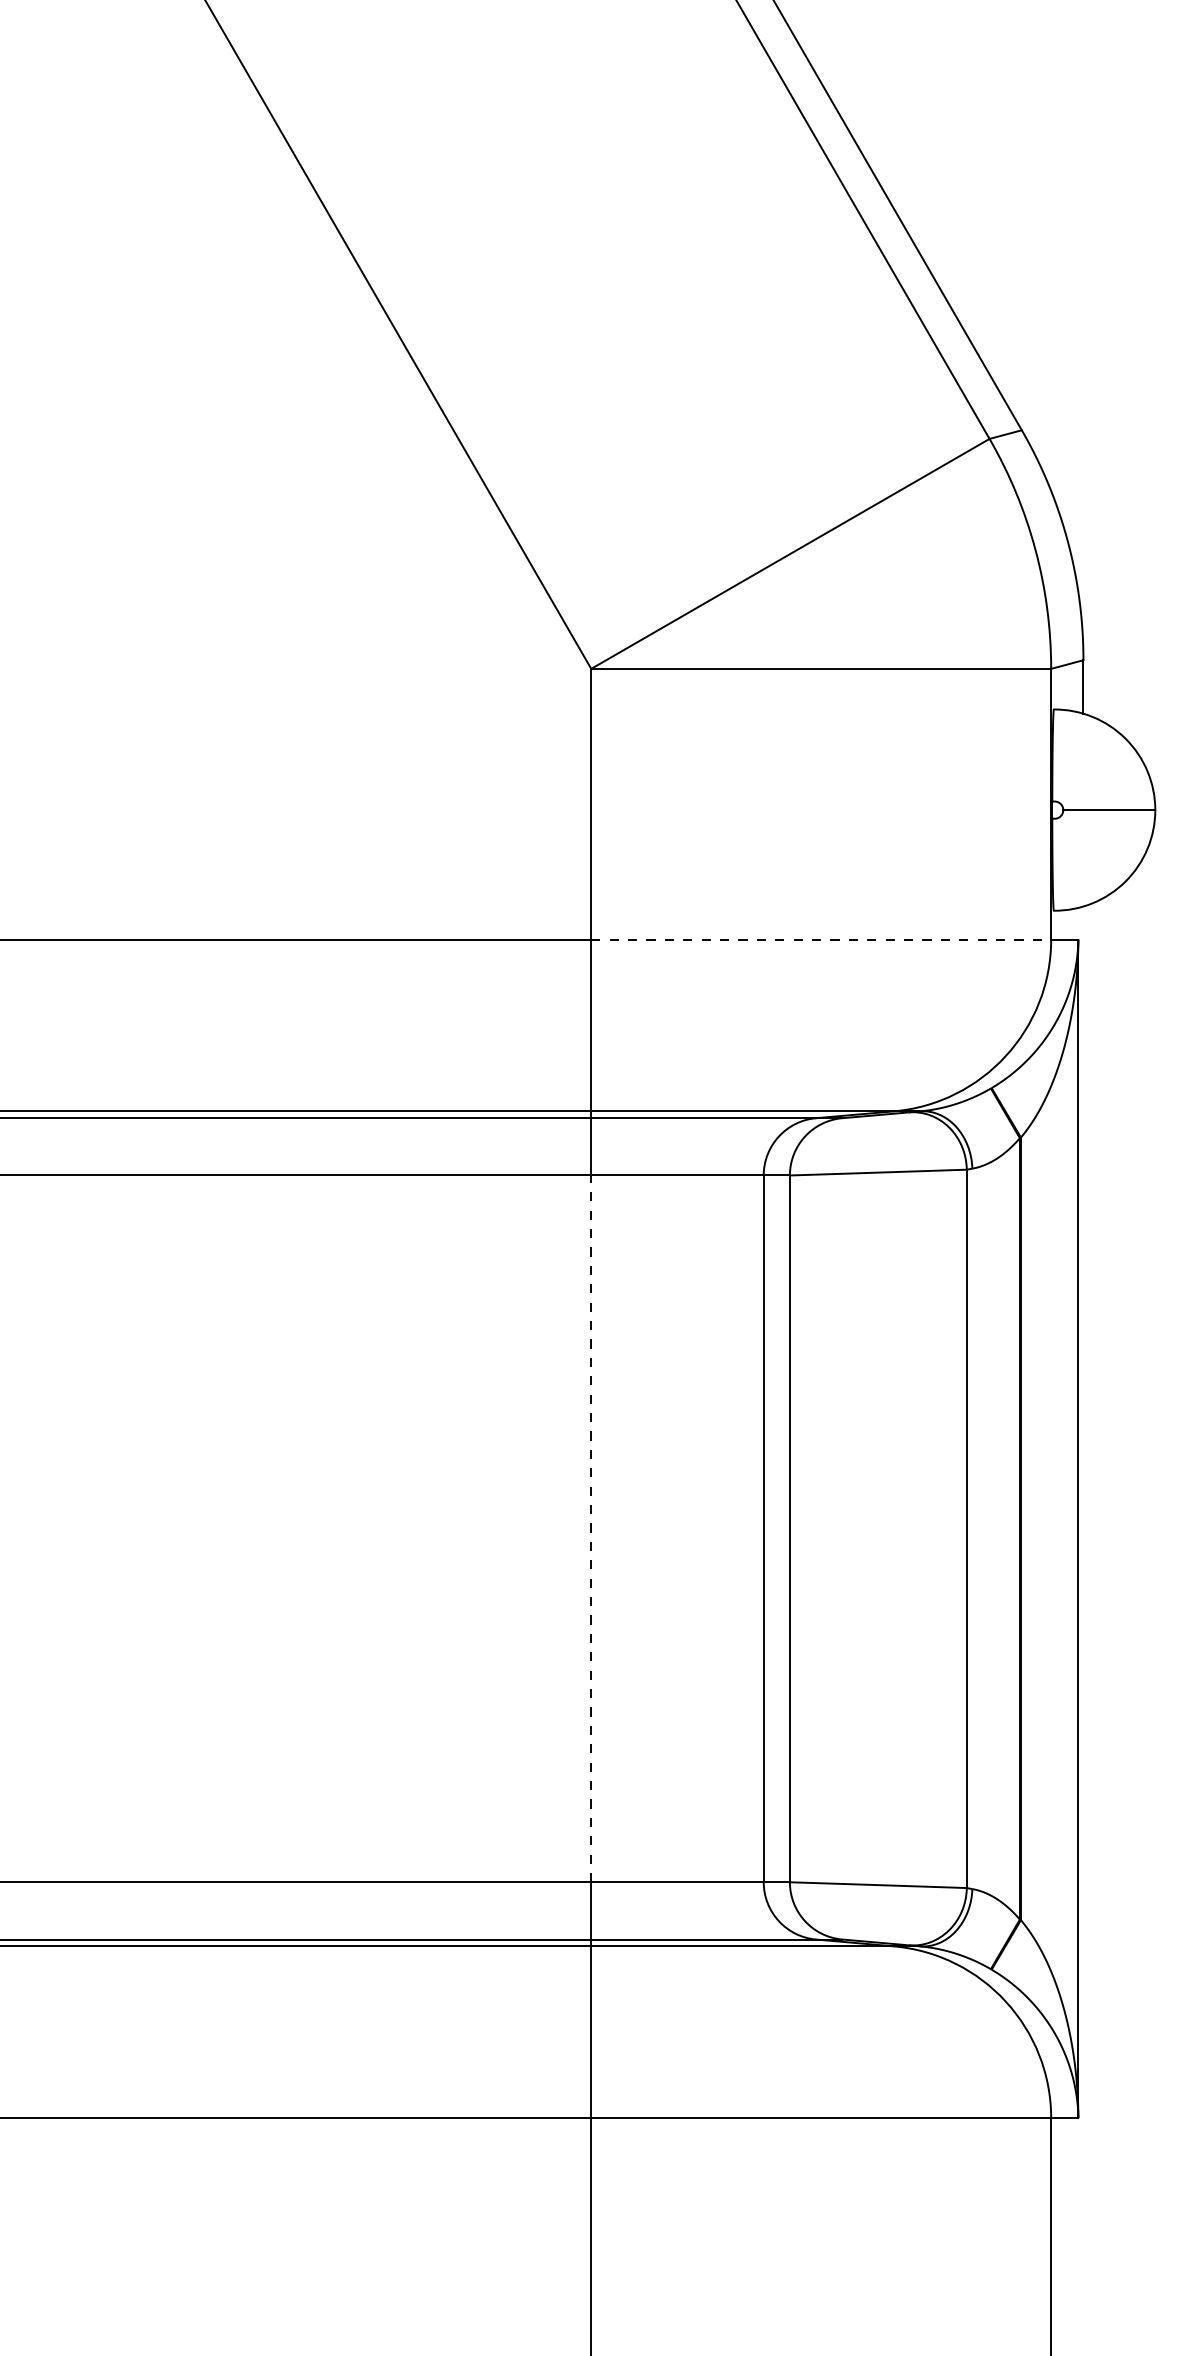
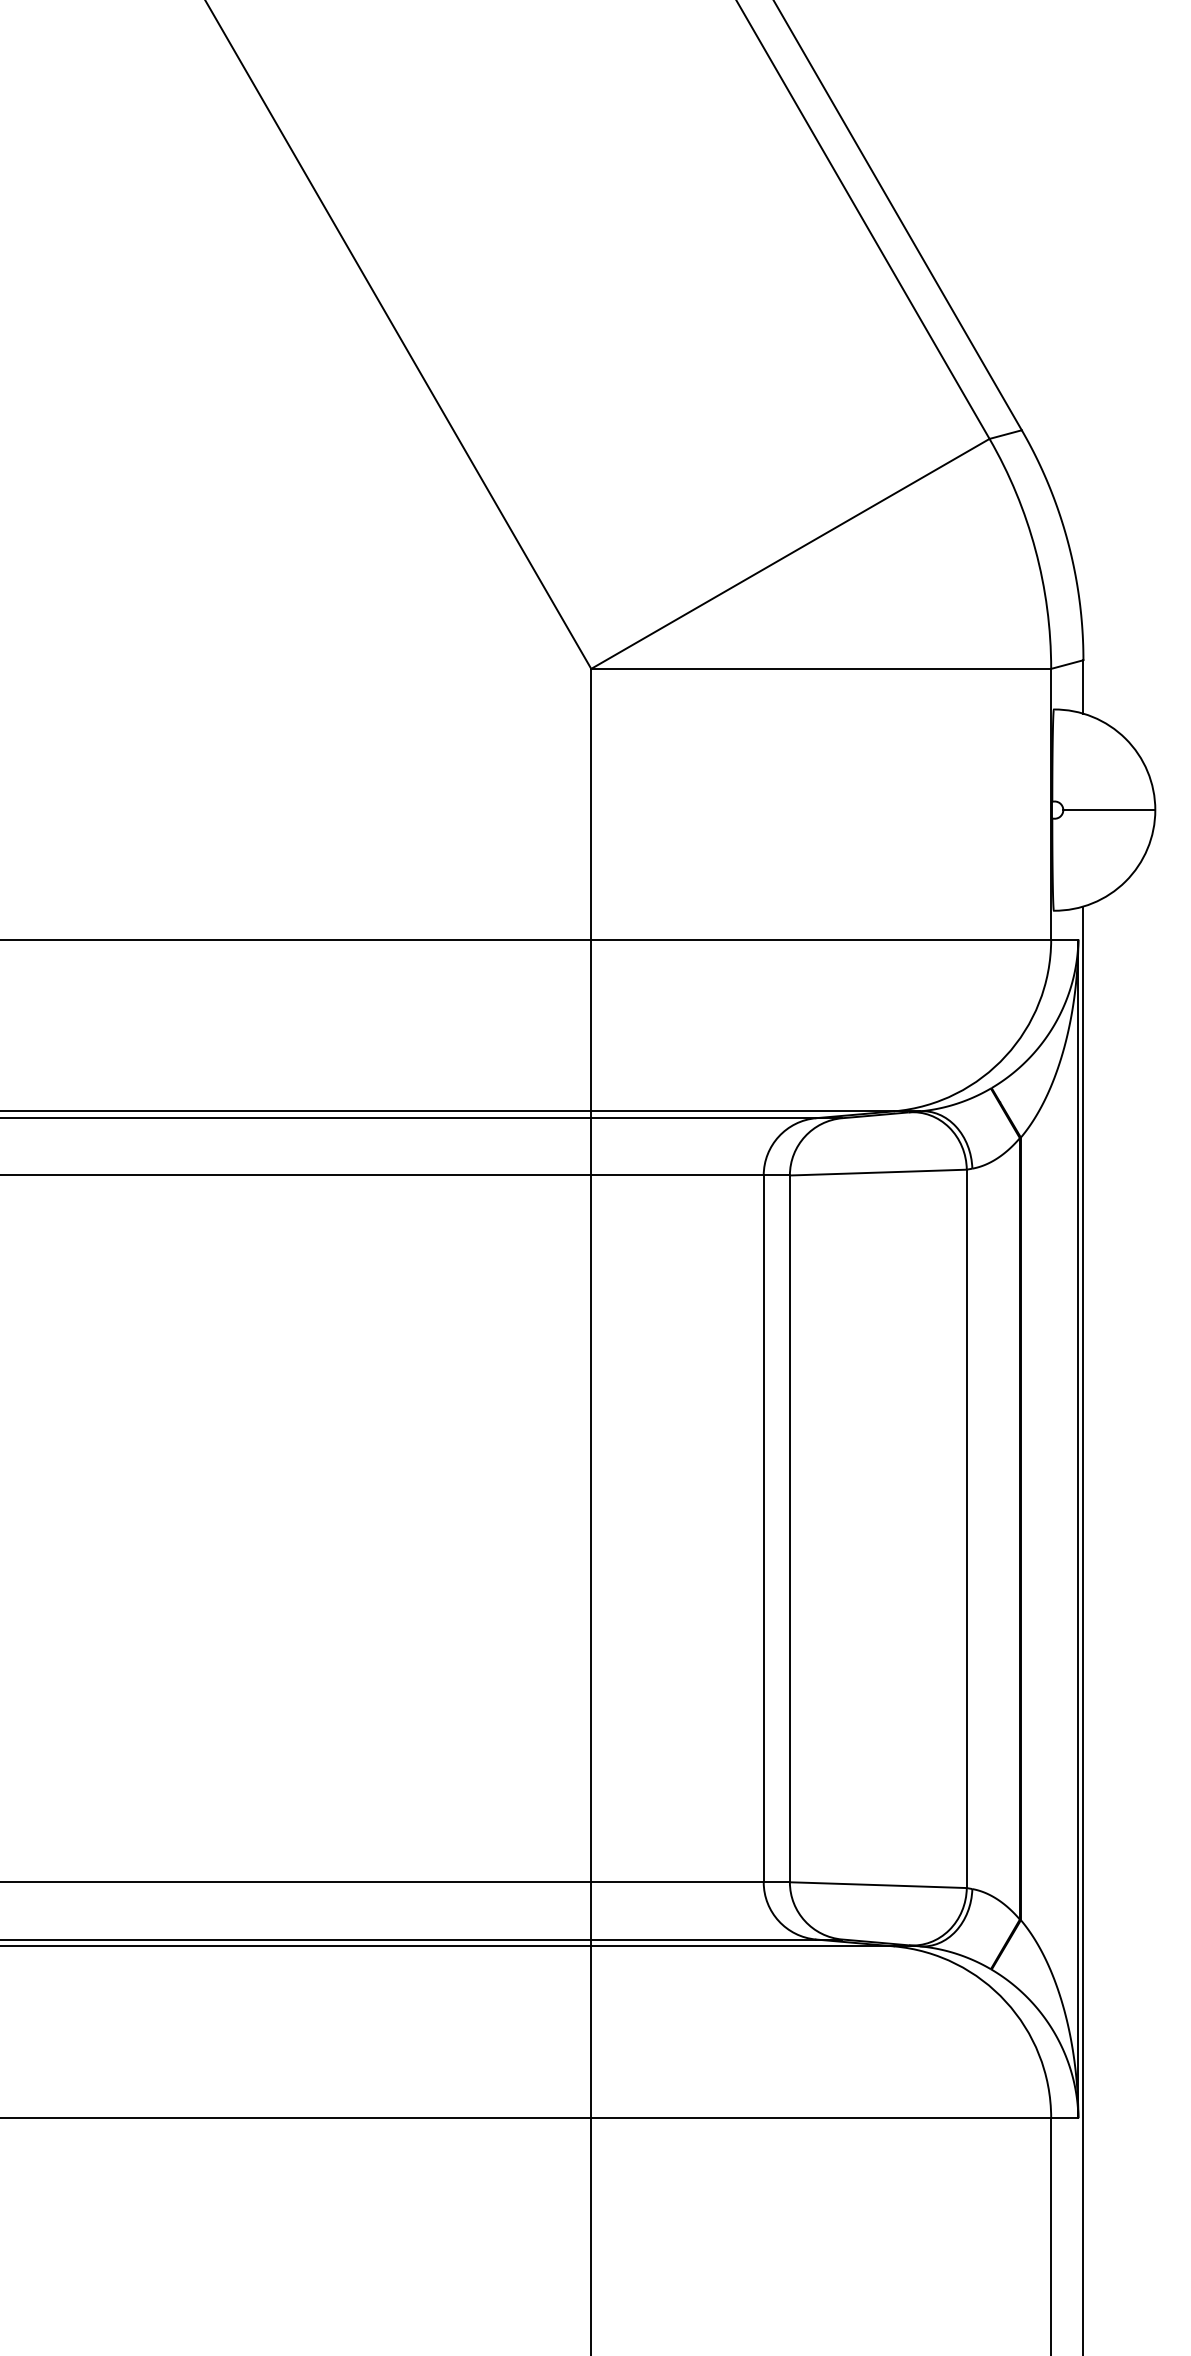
line: dashed -> solid (821, 939)
line: dashed -> solid (591, 1528)
line: none -> present (1083, 1629)
